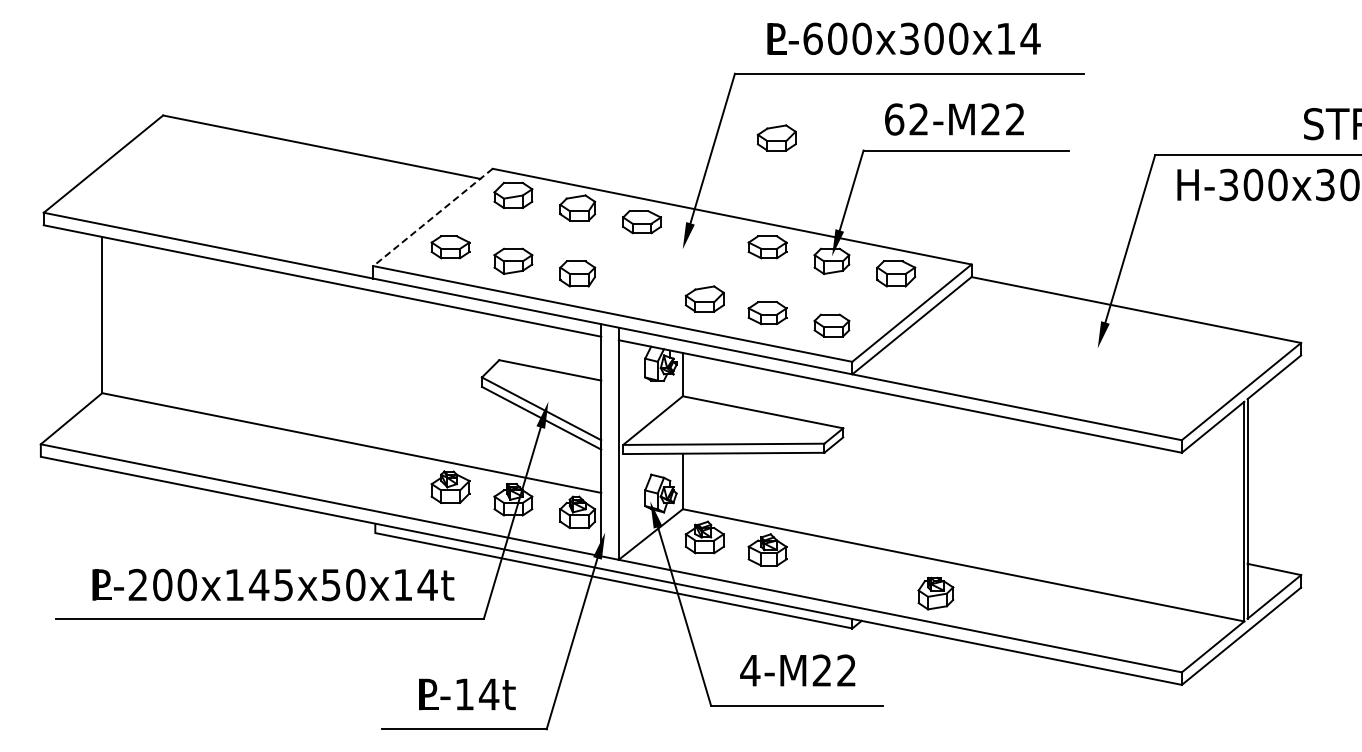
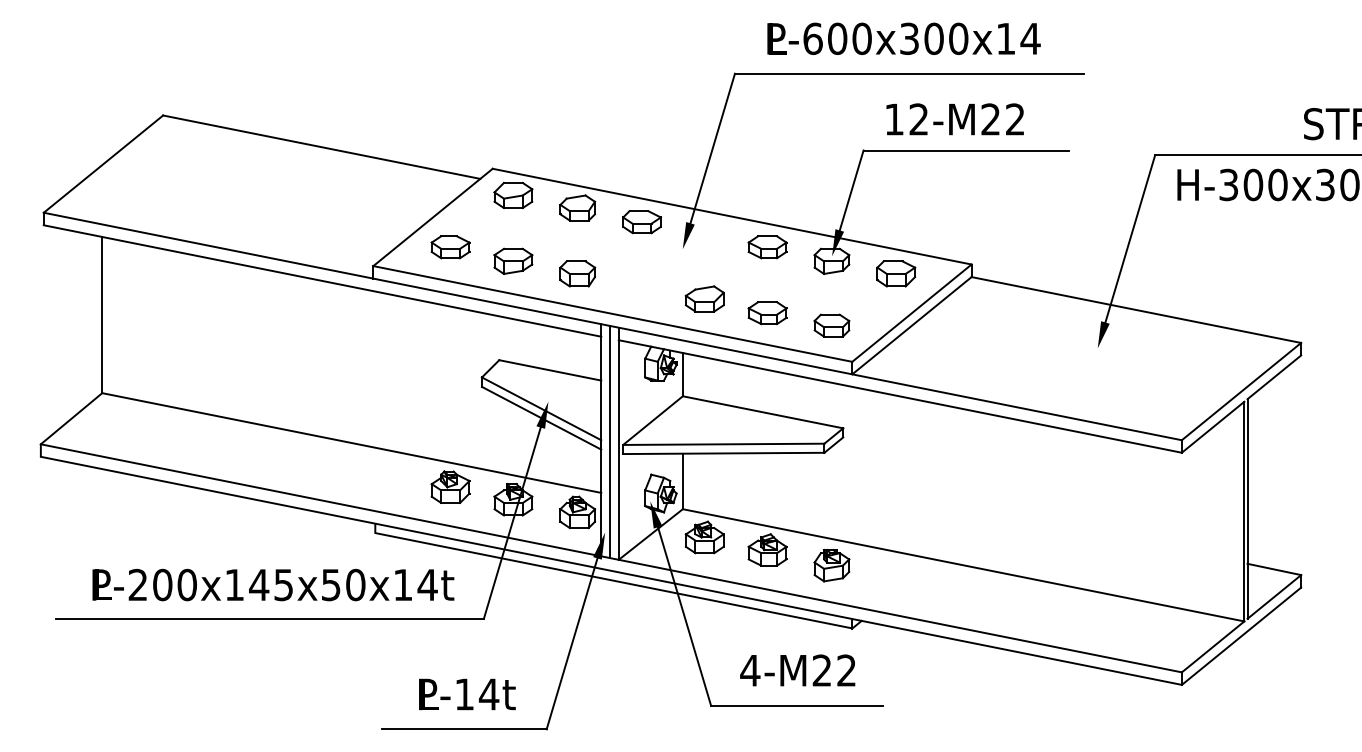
text: 62-M22 -> 12-M22 (894, 119)
part: present -> none (776, 137)
line: dashed -> solid (433, 217)
line: none -> present (610, 441)
part position: (935, 593) -> (831, 565) (831, 565)
